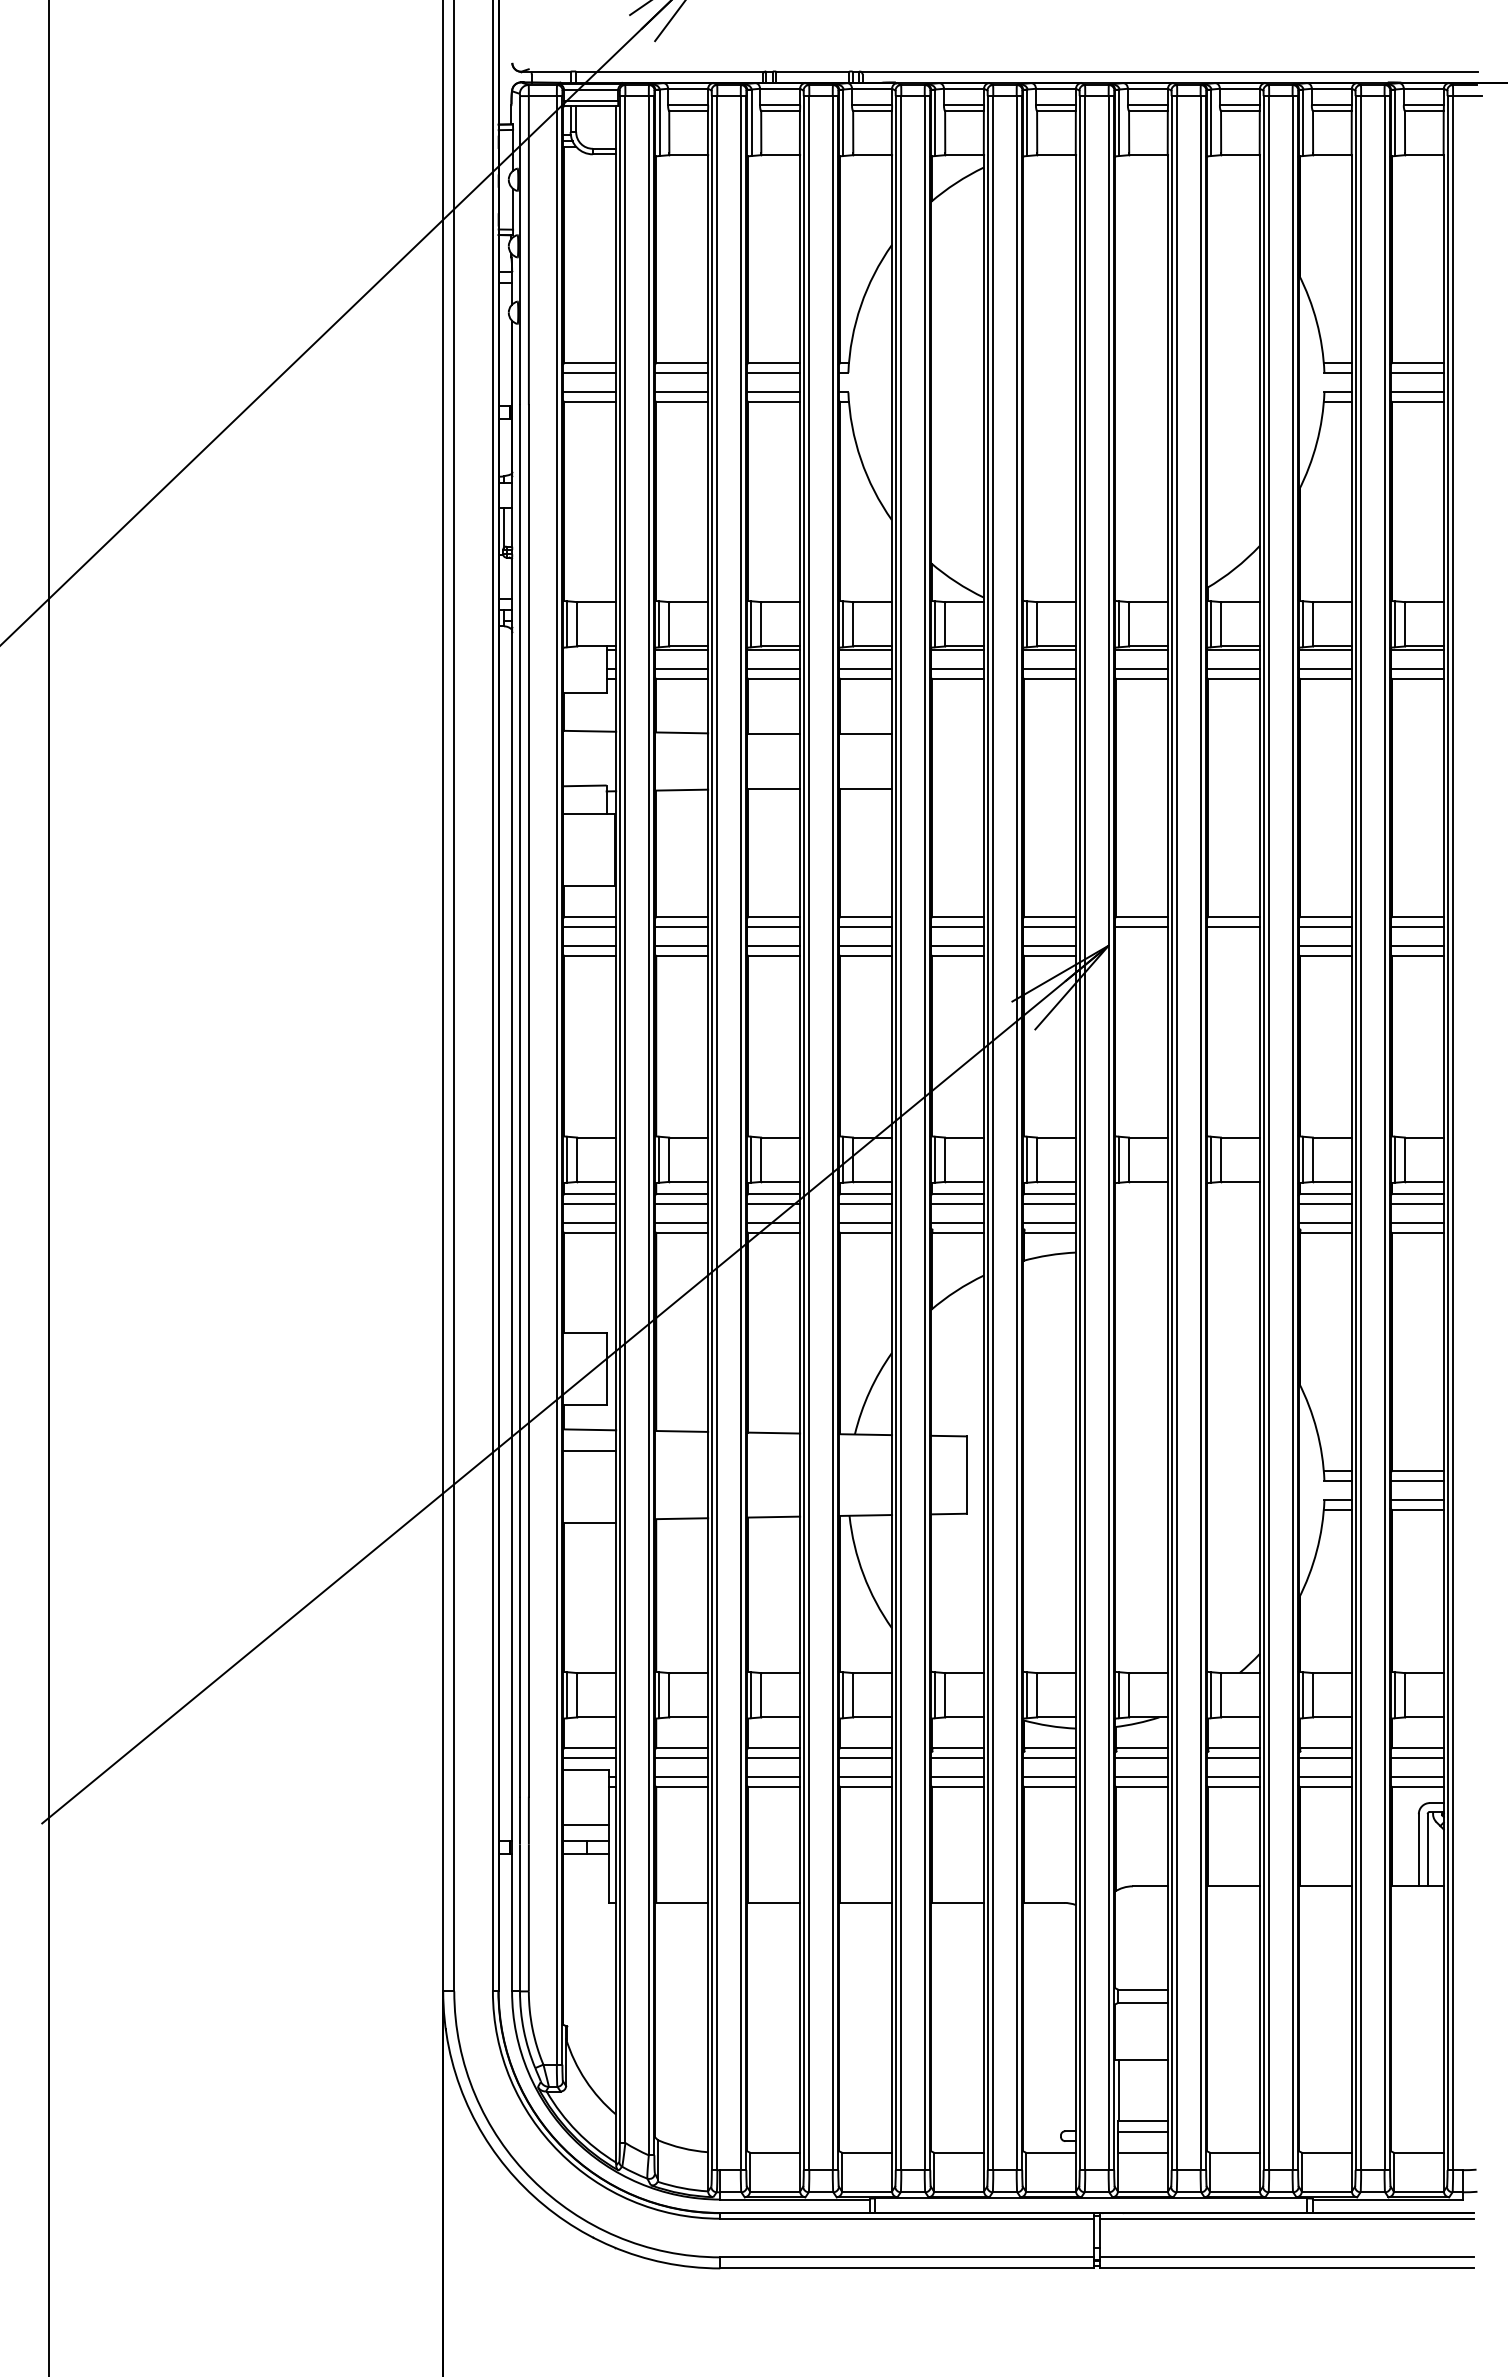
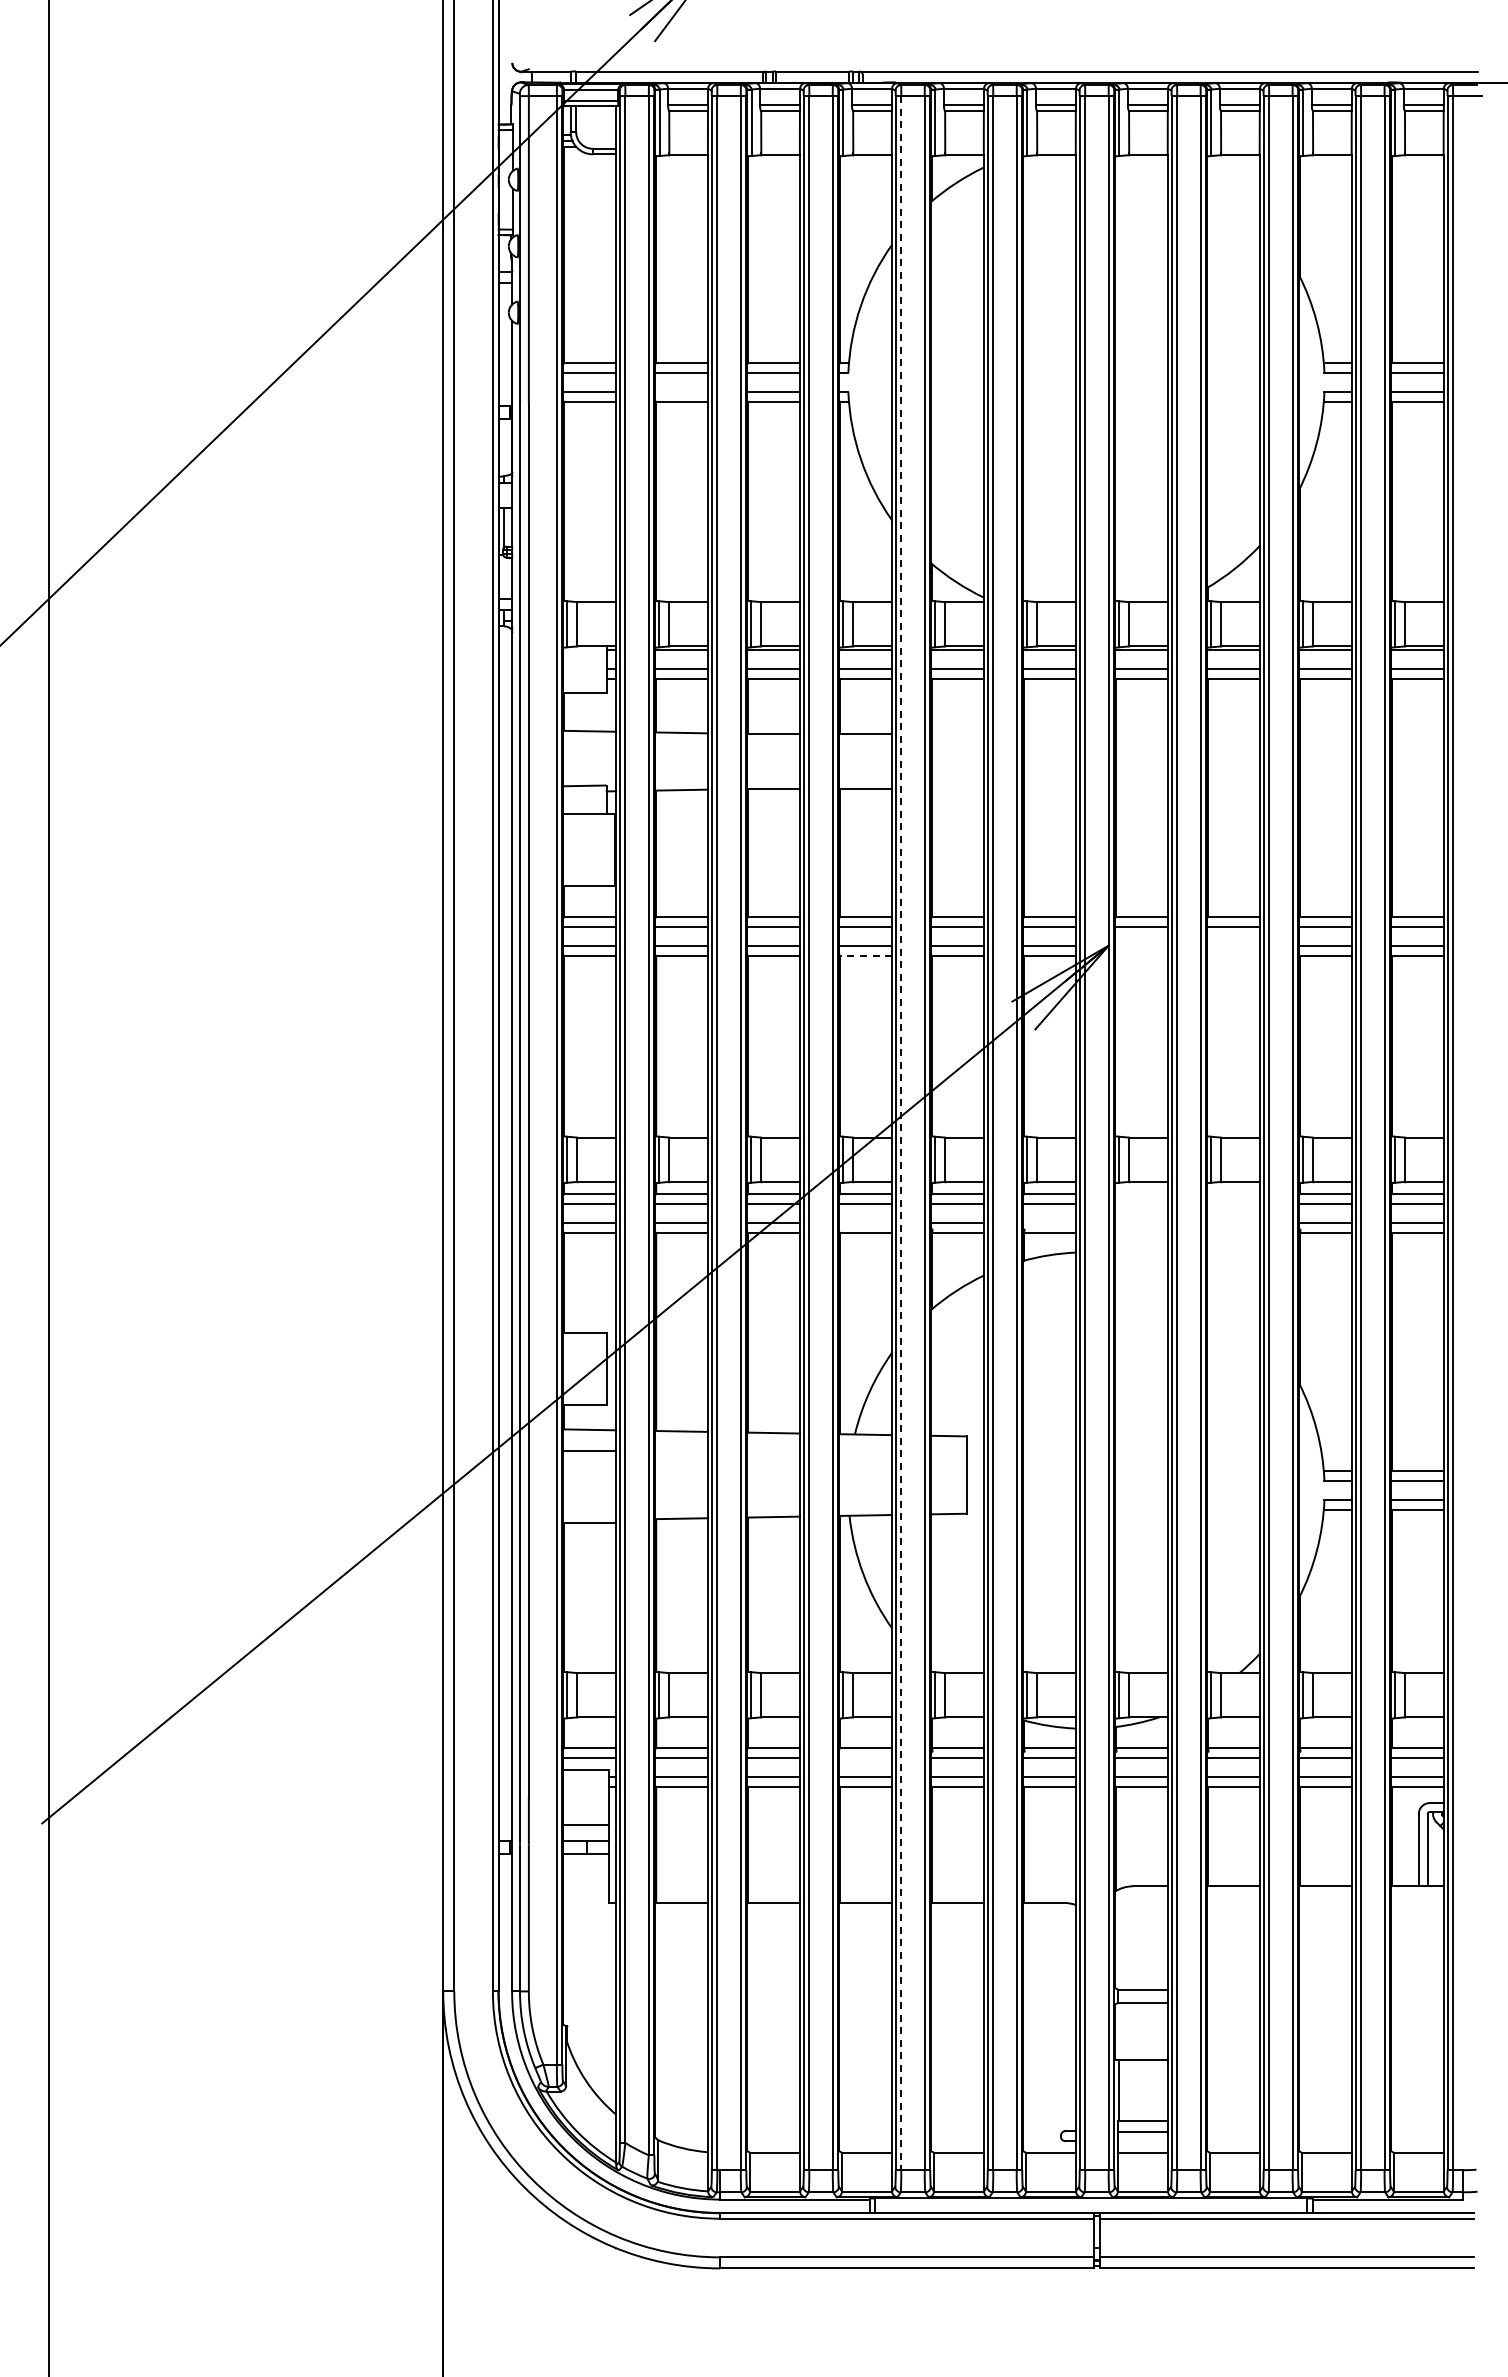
line: present -> none (681, 392)
line: solid -> dashed (866, 955)
line: solid -> dashed (901, 1133)
line: present -> none (865, 1223)
line: present -> none (1049, 1223)
line: present -> none (865, 1757)
